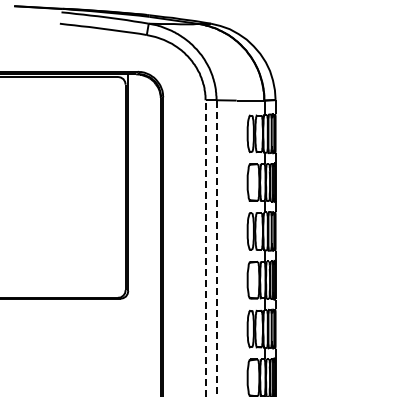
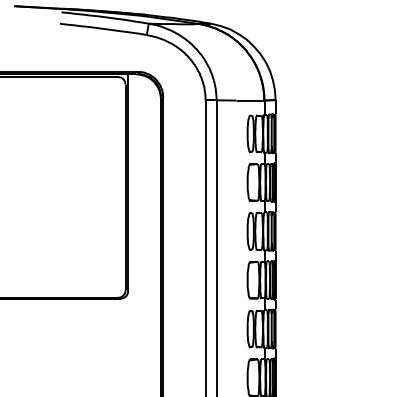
line: dashed -> solid (205, 248)
line: dashed -> solid (216, 248)
